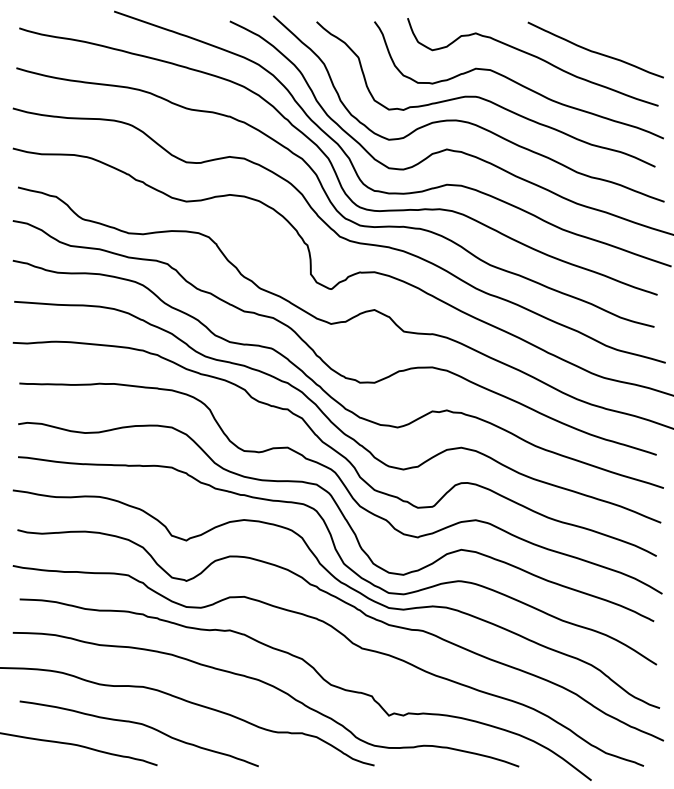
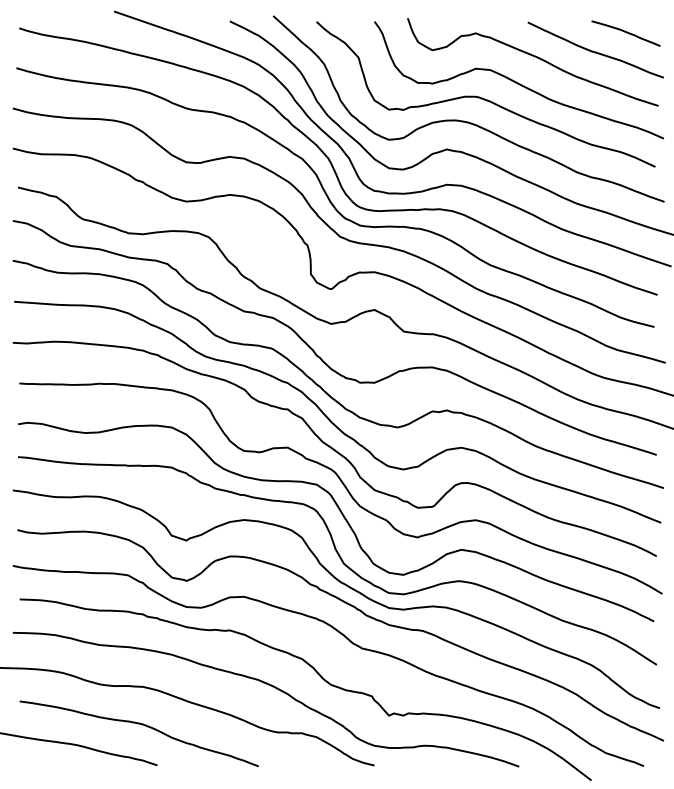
curve: none -> present (625, 32)
